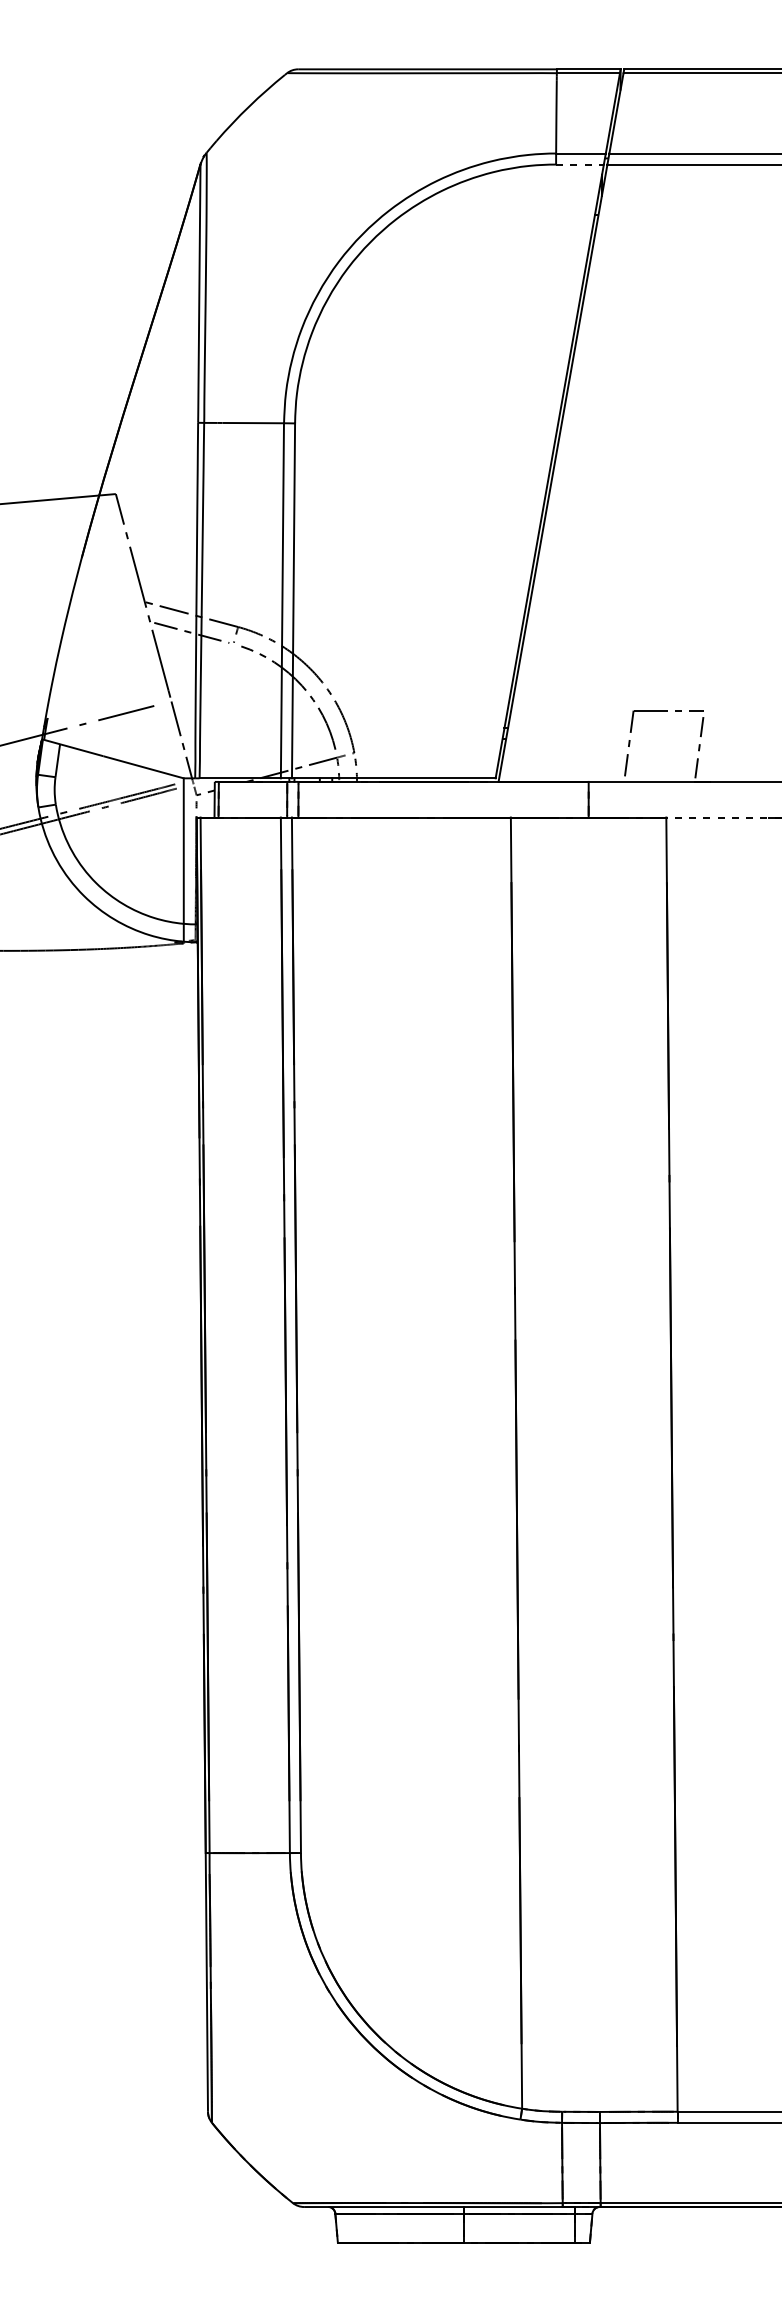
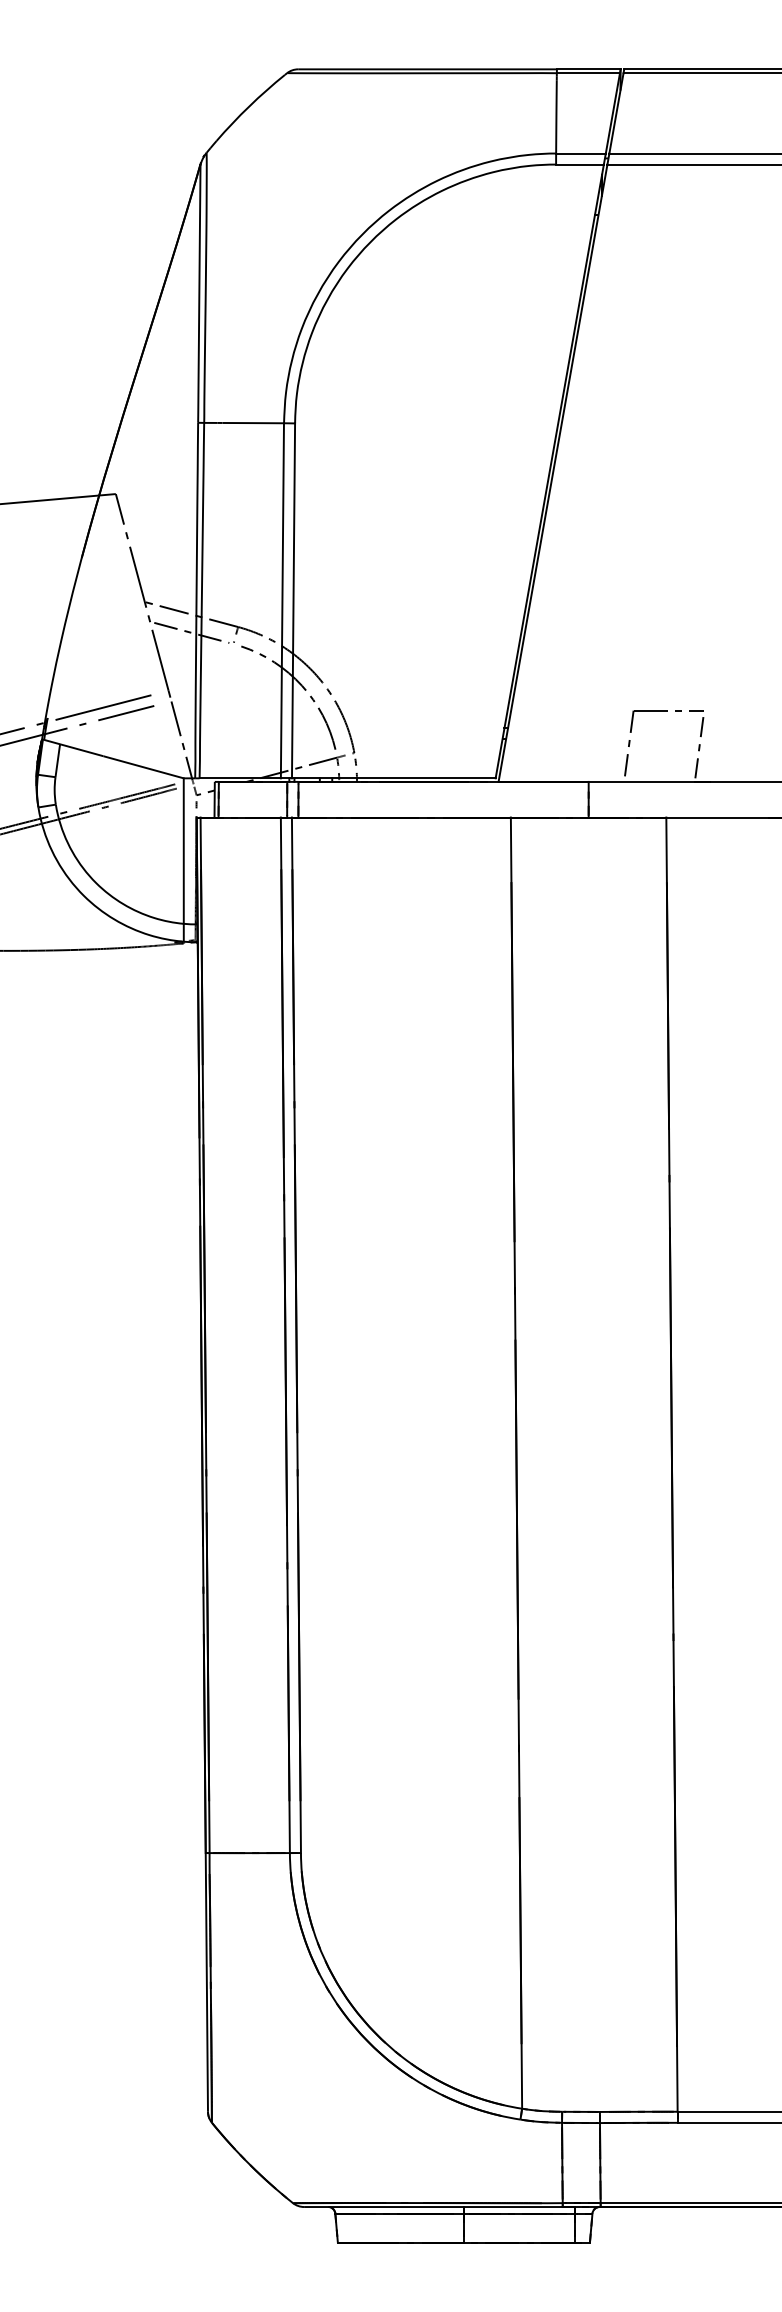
line: dashed -> solid (579, 164)
line: none -> present (76, 714)
line: dashed -> solid (723, 817)
